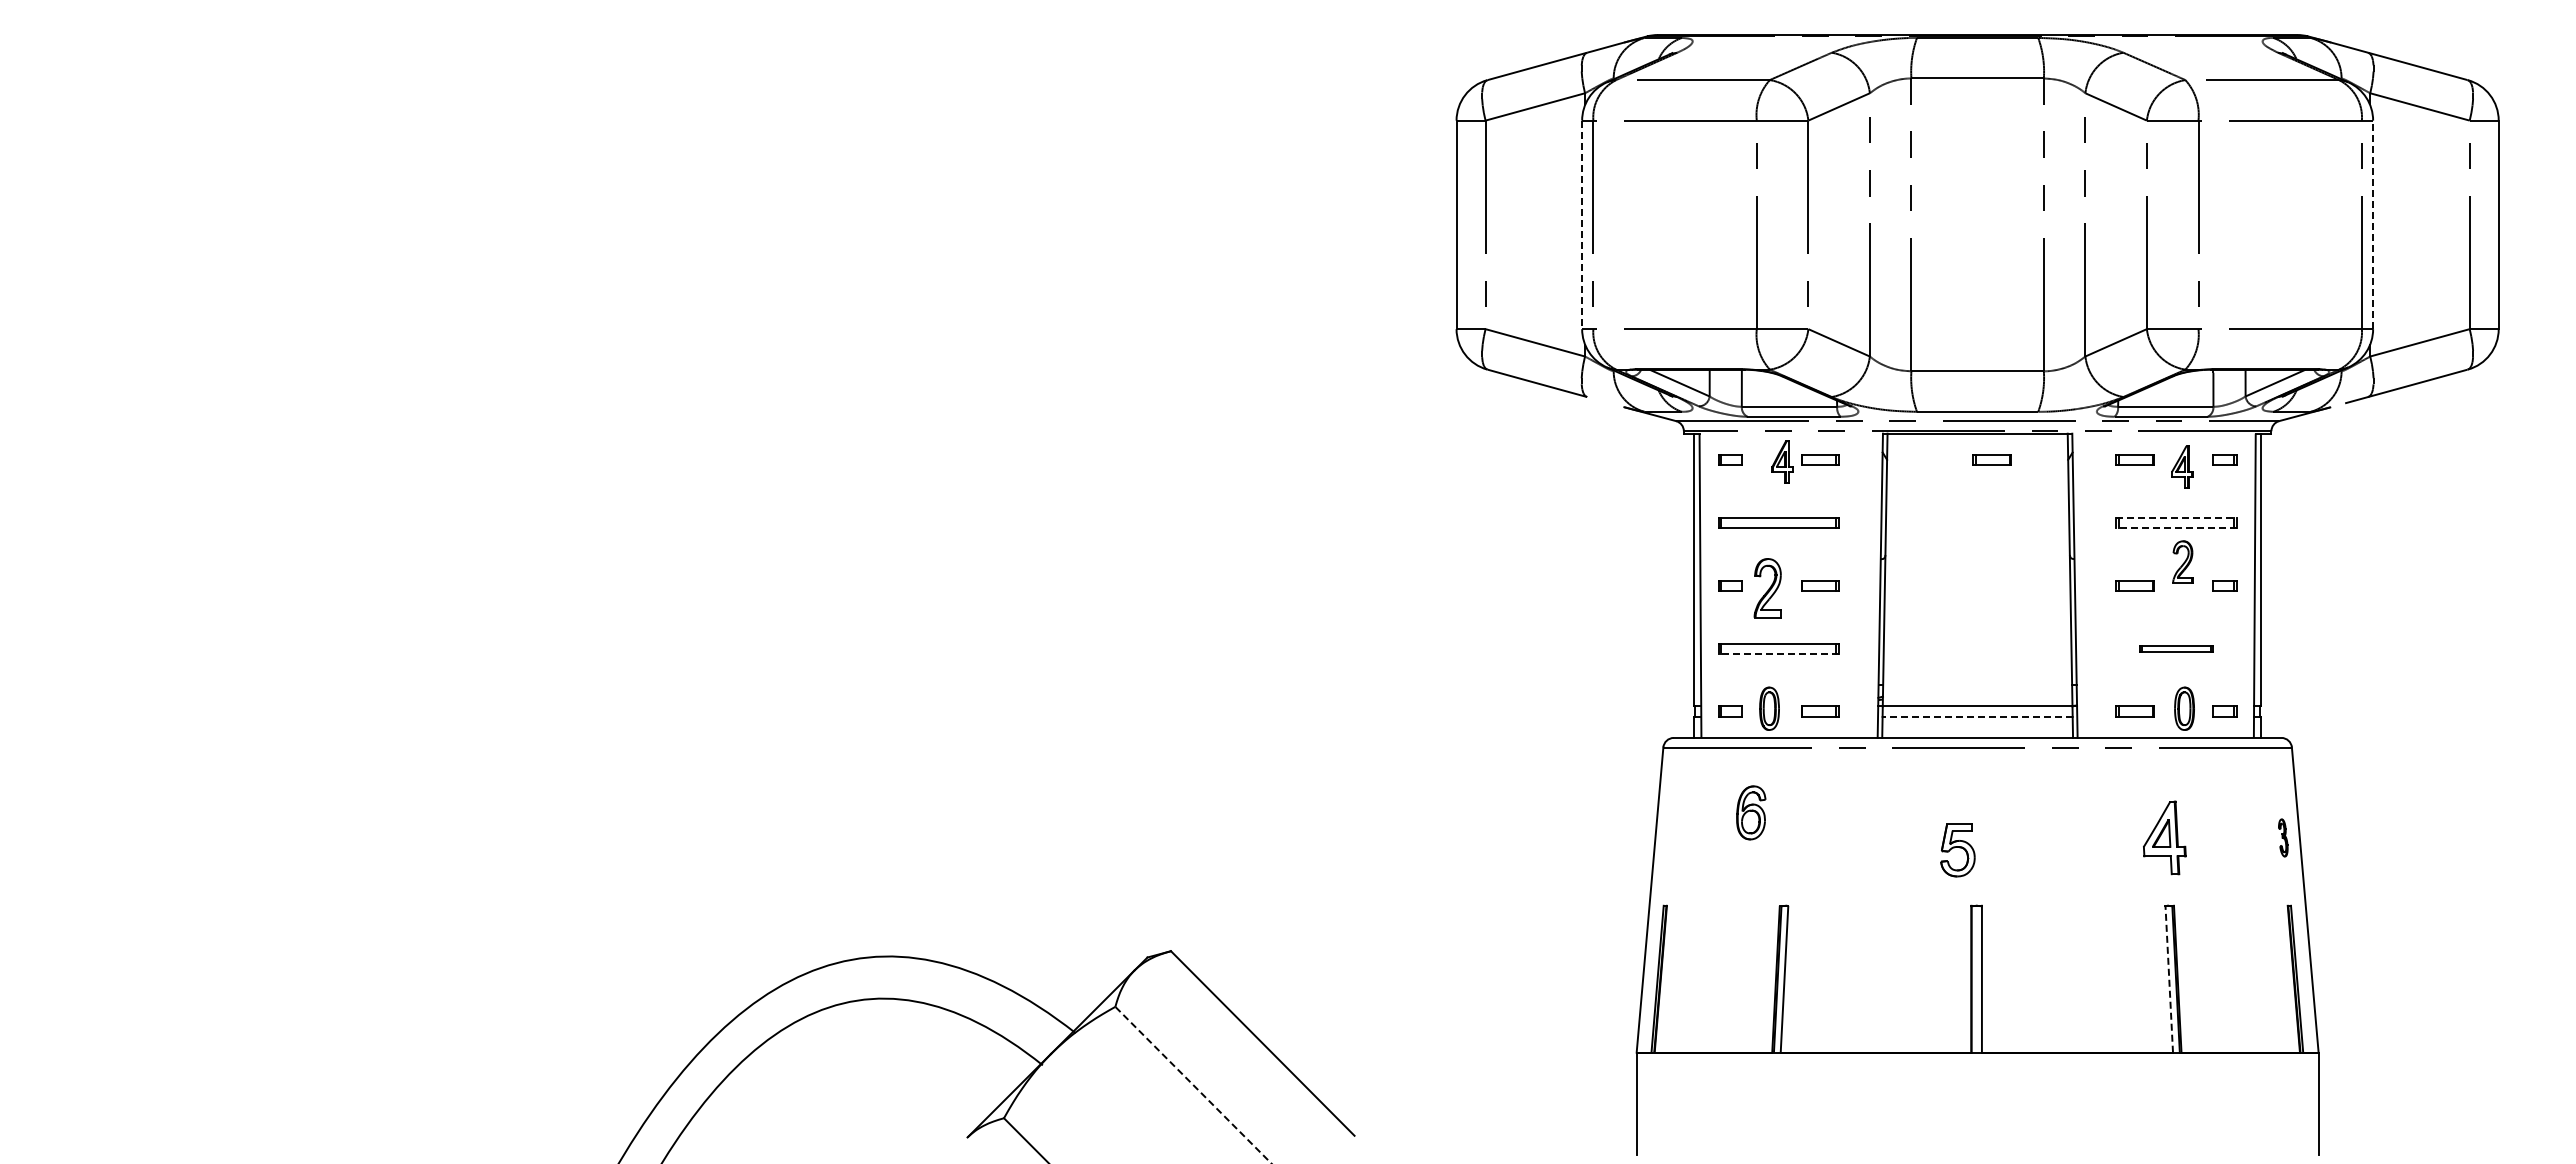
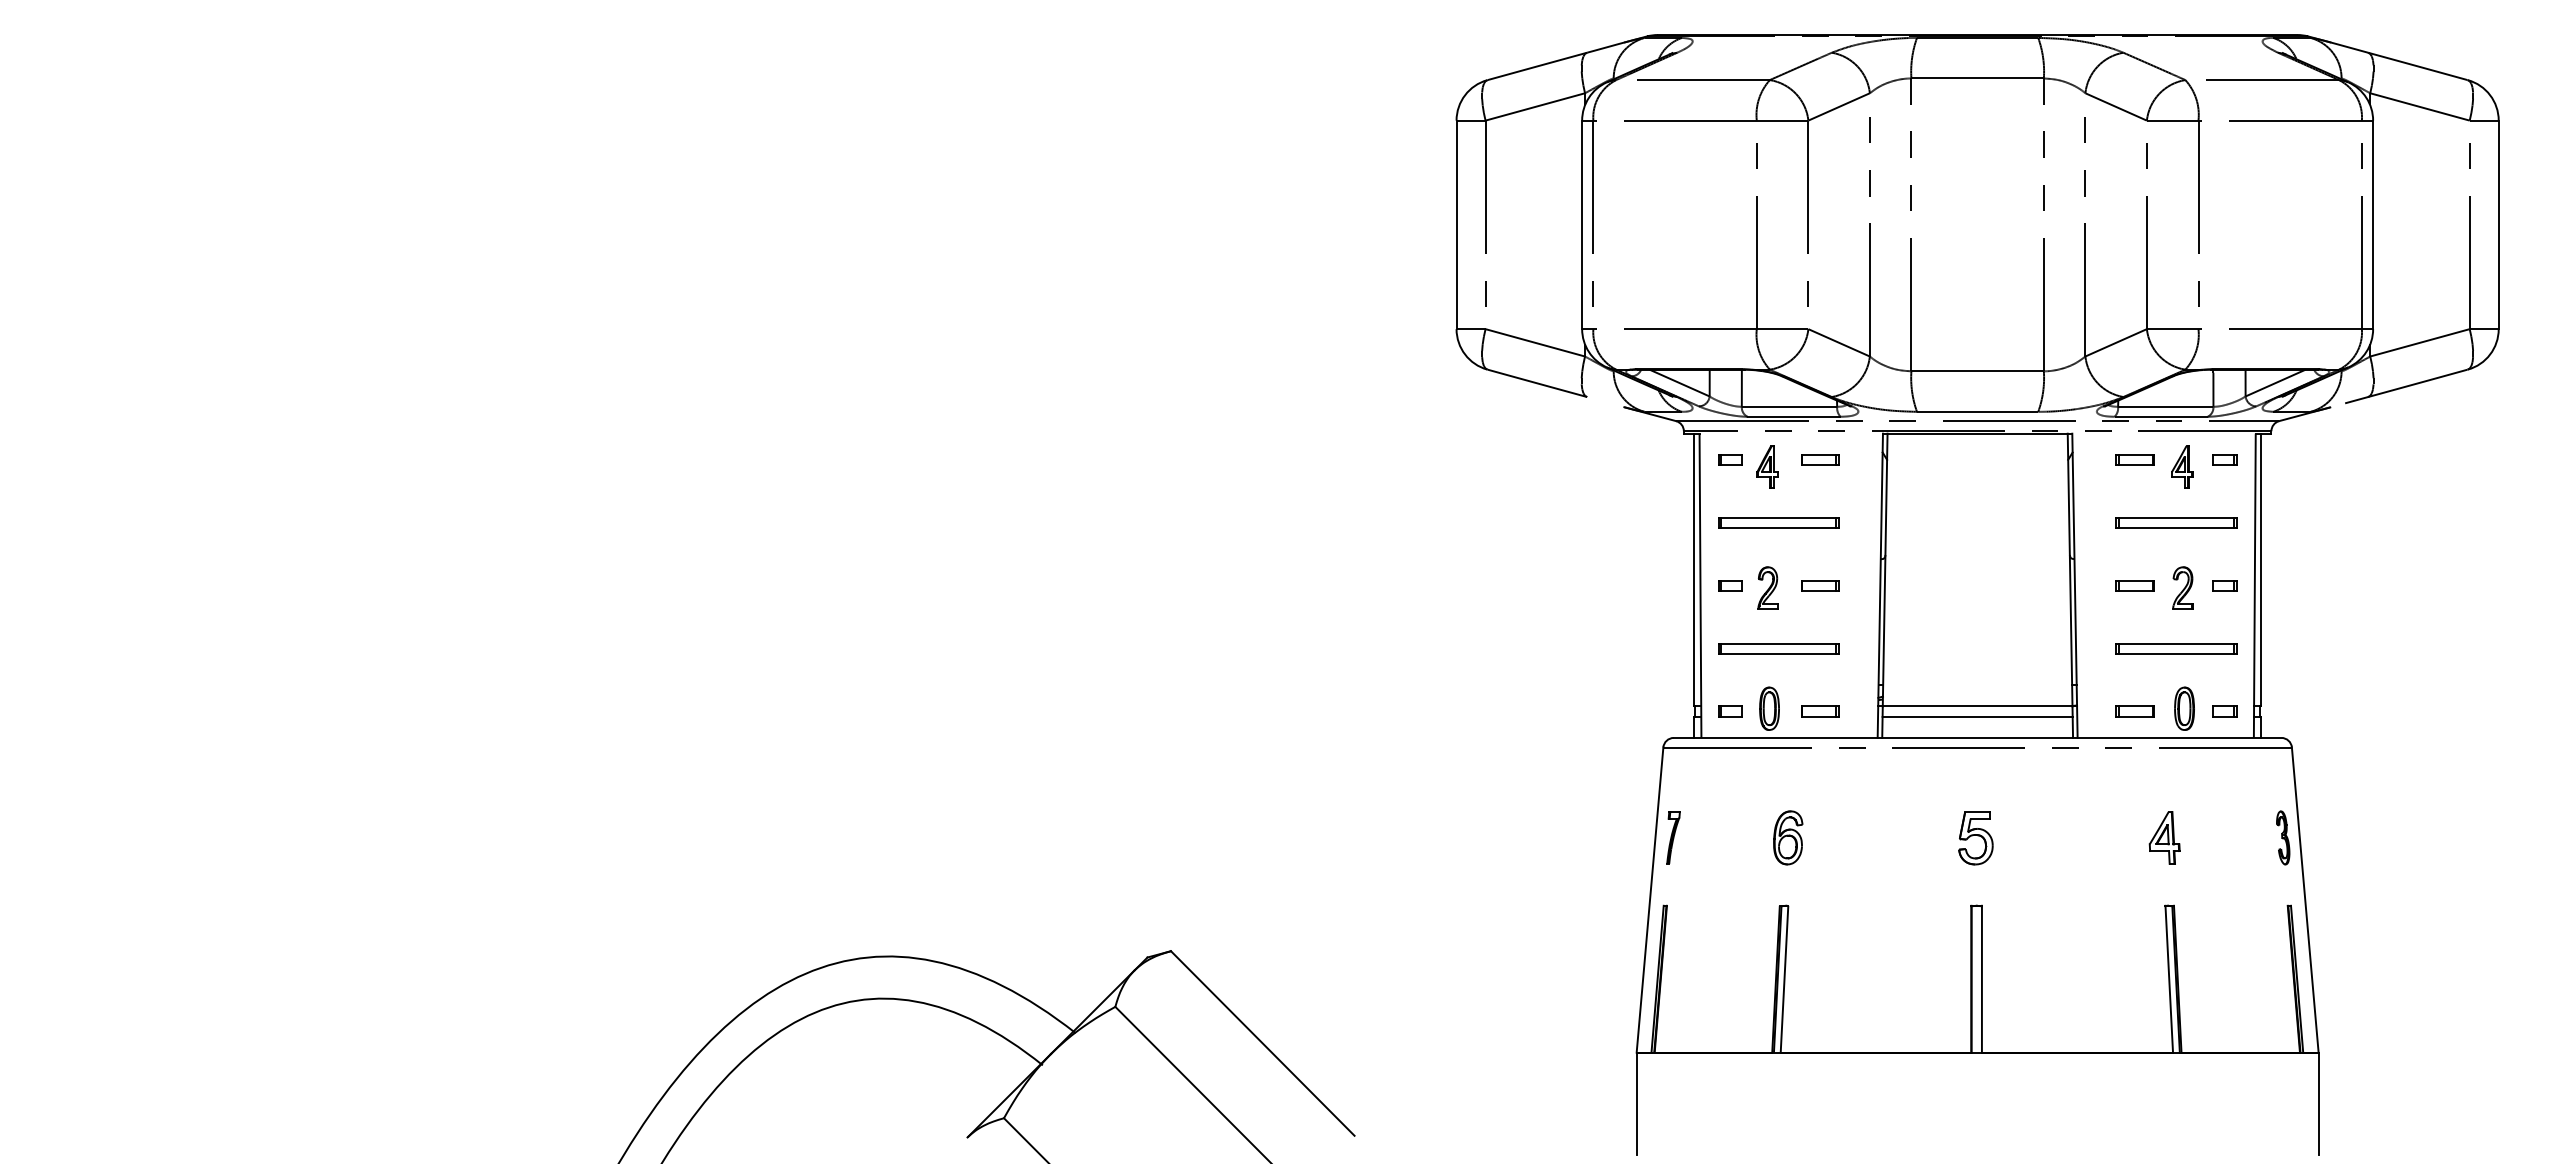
line: dashed -> solid (2373, 224)
line: dashed -> solid (1582, 225)
part: present -> none (1991, 459)
part position: (1782, 461) -> (1767, 466) (1767, 466)
line: dashed -> solid (2176, 517)
line: dashed -> solid (2175, 528)
part position: (2182, 561) -> (2182, 587) (2182, 587)
part size: 29x61 px -> 22x44 px (1767, 587)
part size: 75x8 px -> 123x12 px (2176, 648)
line: dashed -> solid (1778, 654)
line: dashed -> solid (1977, 716)
part position: (1751, 812) -> (1788, 837) (1788, 837)
part: none -> present (1673, 837)
part size: 44x76 px -> 33x54 px (2164, 837)
part size: 11x40 px -> 15x56 px (2283, 837)
part position: (1957, 850) -> (1975, 838) (1975, 838)
line: dashed -> solid (2169, 979)
line: dashed -> solid (1193, 1085)
